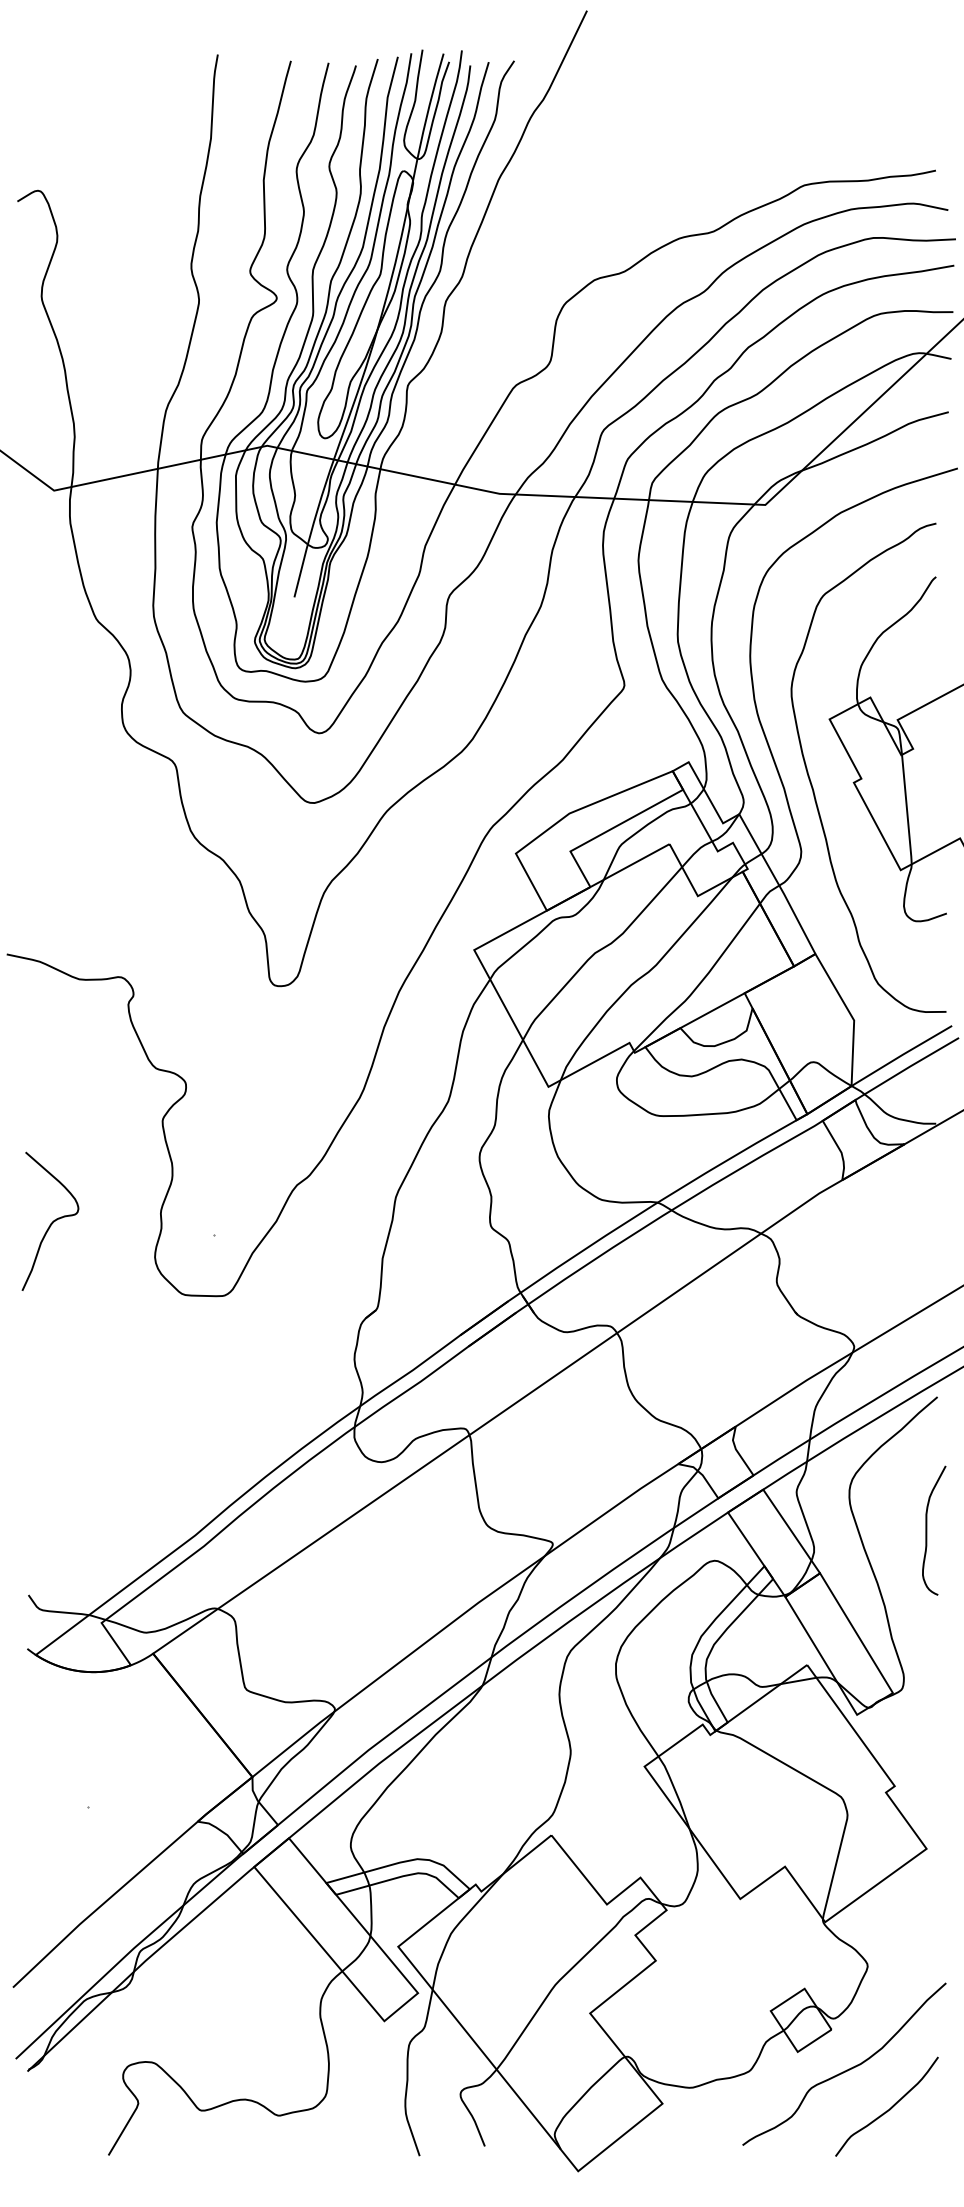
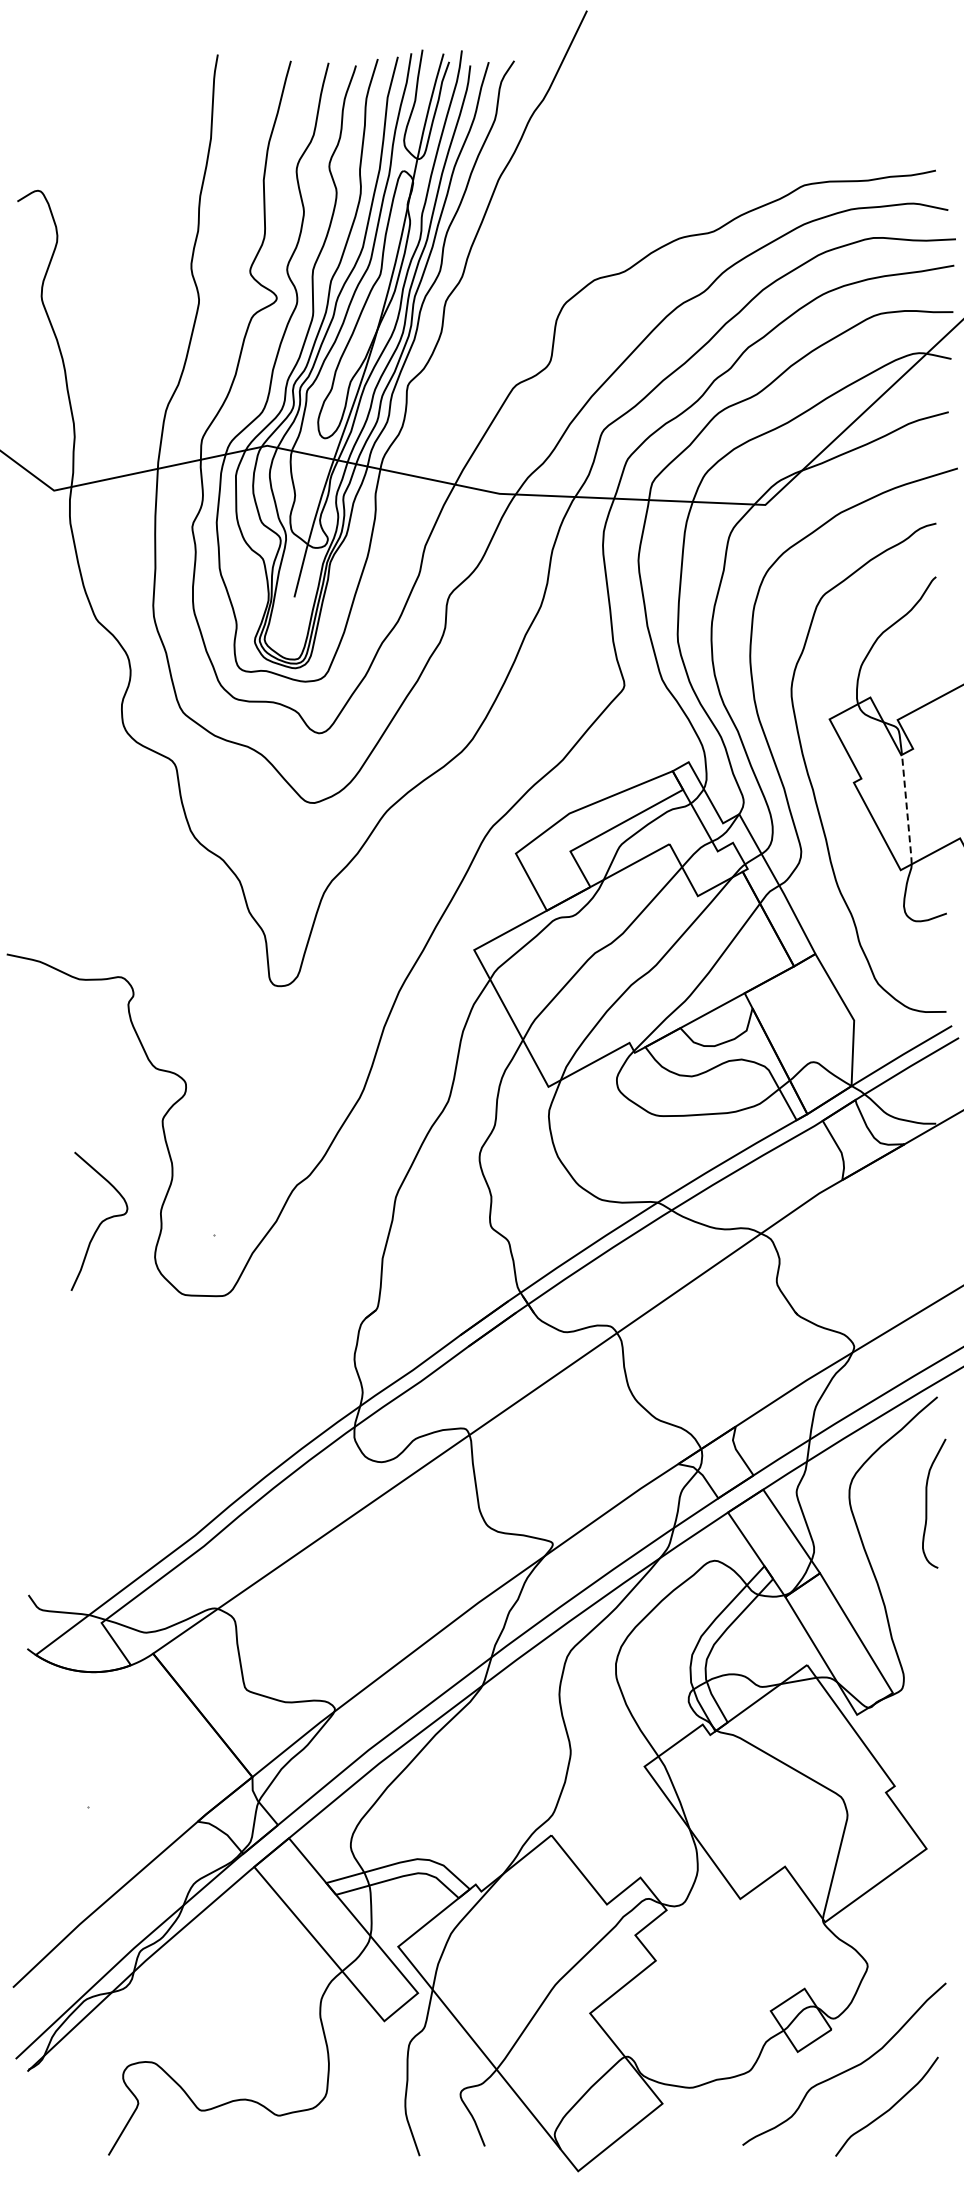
line: solid -> dashed (907, 810)
curve position: (52, 1221) -> (101, 1221) (101, 1221)
curve position: (927, 1530) -> (927, 1503) (927, 1503)
